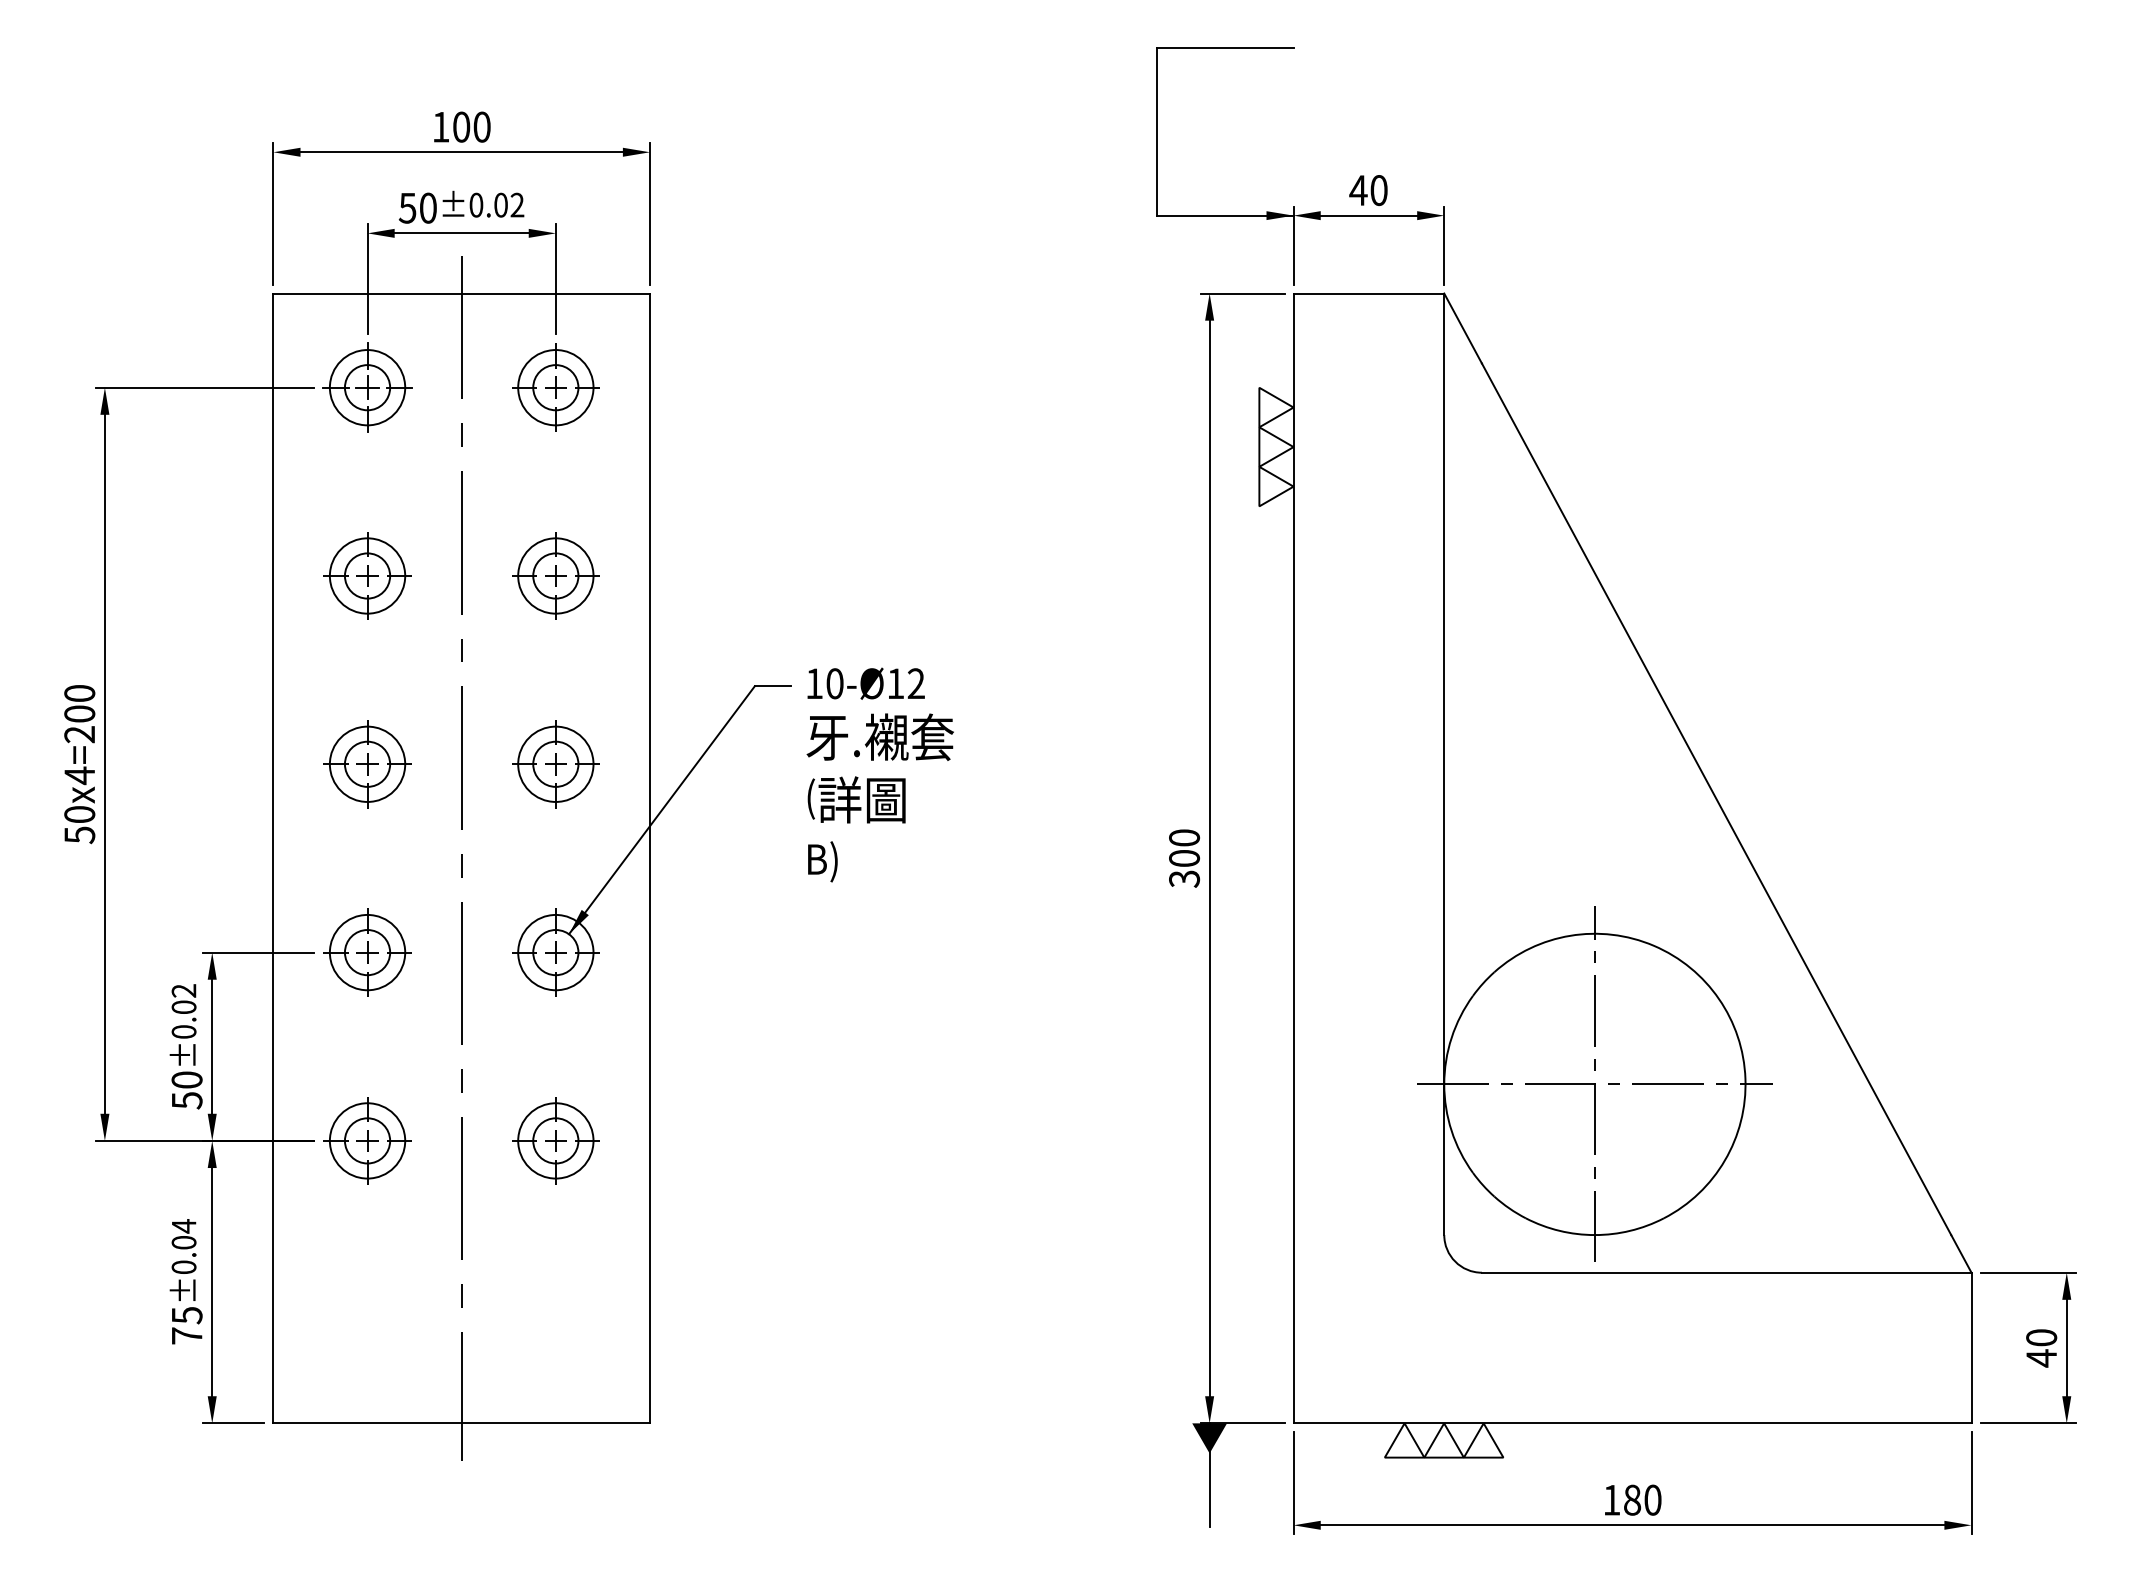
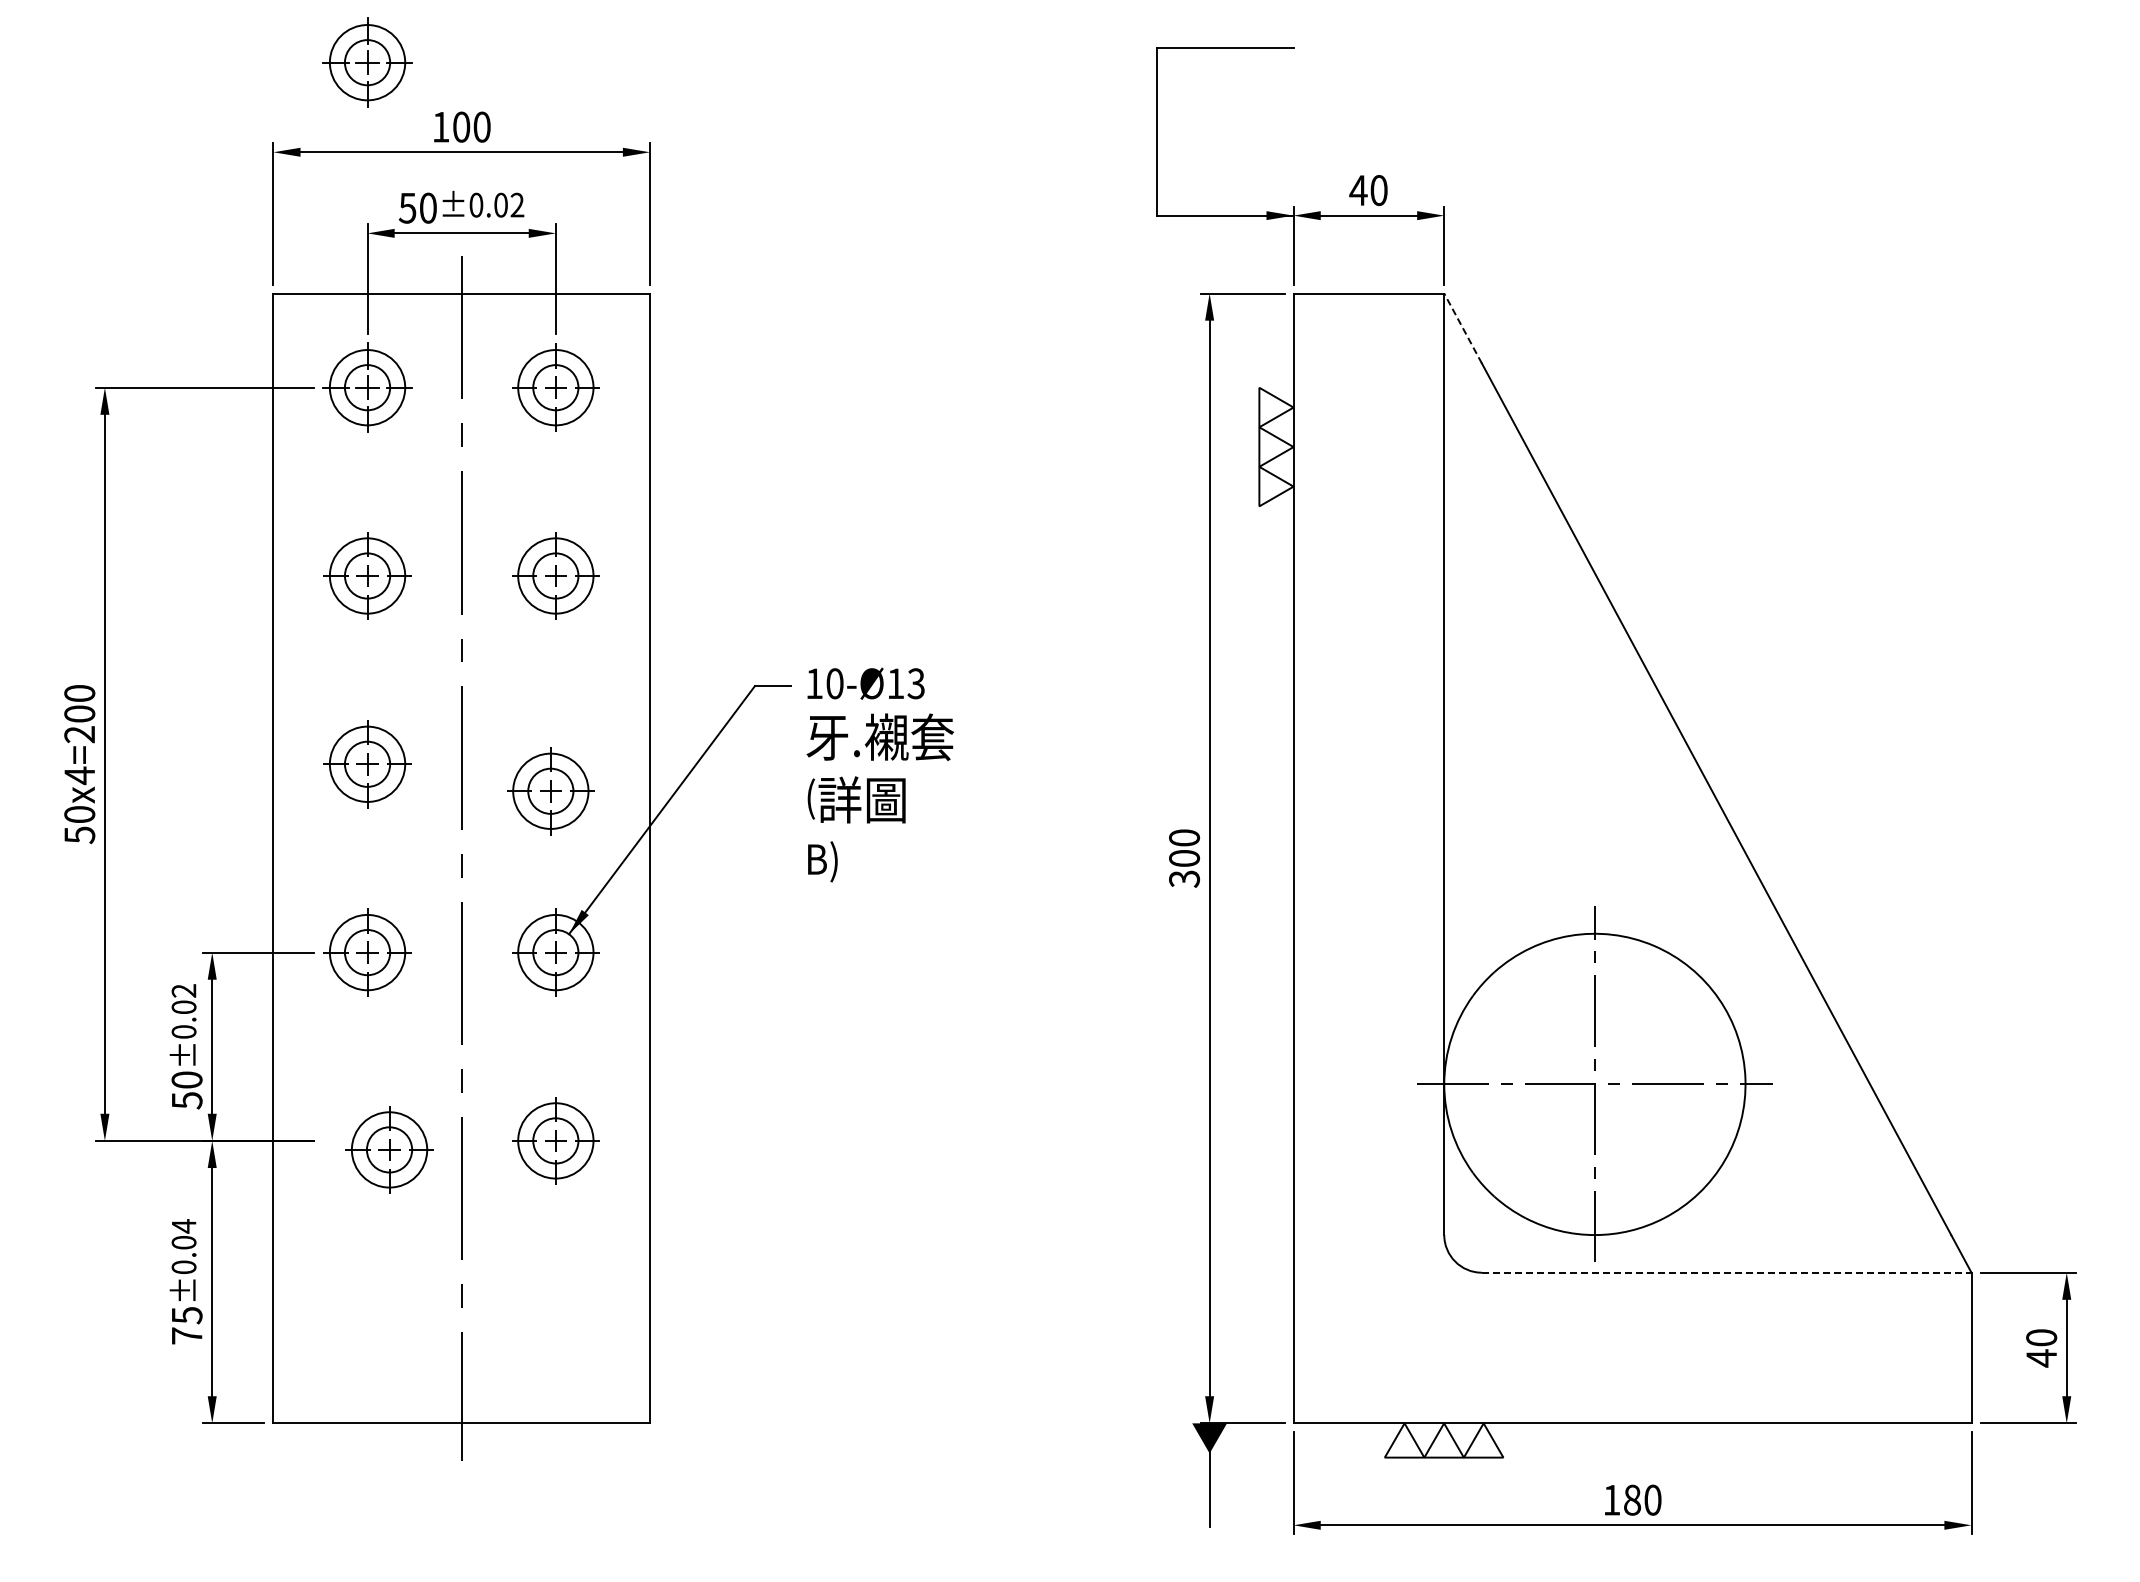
part: none -> present (367, 62)
line: solid -> dashed (1463, 328)
text: 10-Ø12 -> 10-Ø13 (915, 683)
part position: (555, 764) -> (550, 791) (550, 791)
part position: (367, 1140) -> (389, 1149) (389, 1149)
line: solid -> dashed (1726, 1272)
